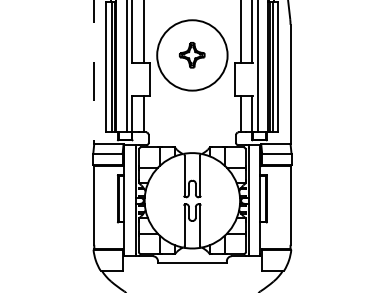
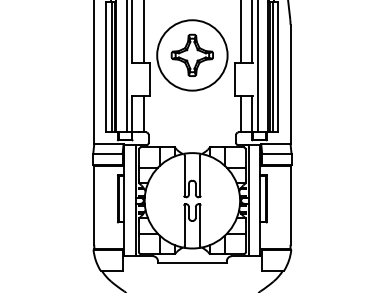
part size: 28x27 px -> 44x44 px (191, 54)
line: dashed -> solid (94, 72)
